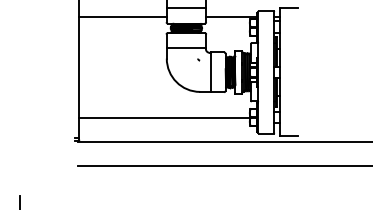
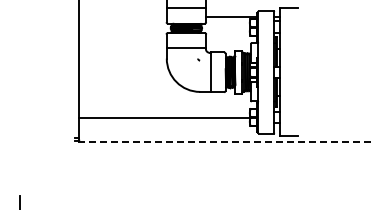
line: present -> none (122, 17)
line: solid -> dashed (225, 142)
line: present -> none (223, 165)
